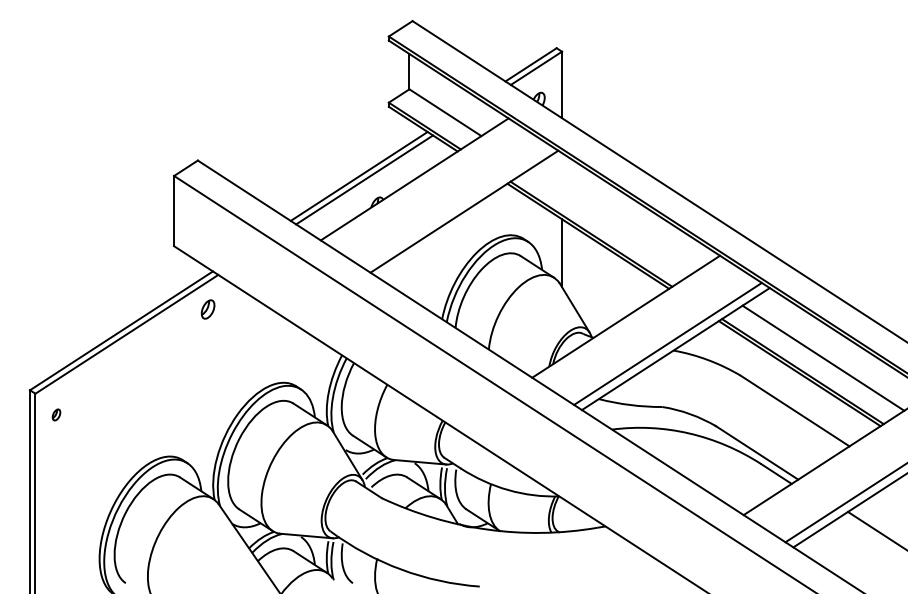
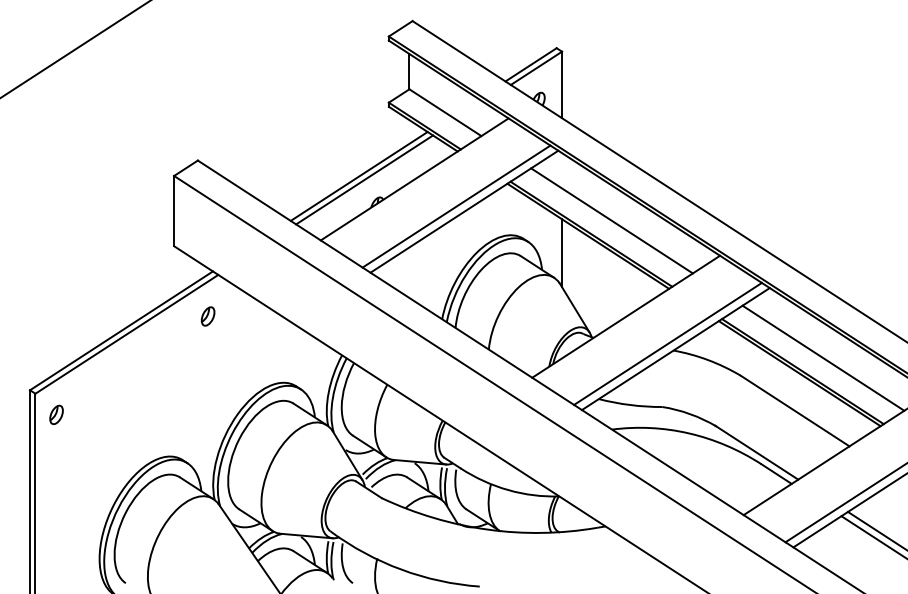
line: none -> present (75, 49)
line: none -> present (456, 206)
line: none -> present (611, 220)
part position: (207, 309) -> (207, 316) (207, 316)
part size: 11x14 px -> 15x22 px (56, 414)
line: none -> present (872, 536)
